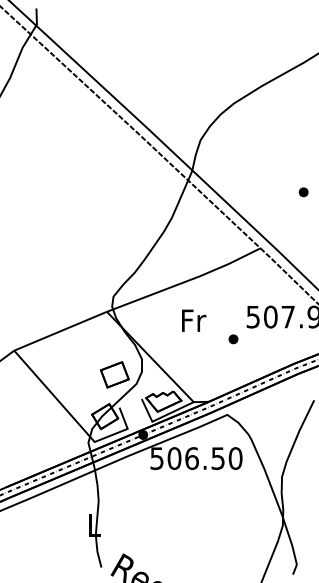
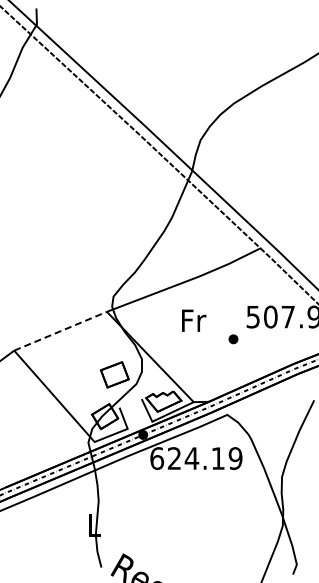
part: present -> none (303, 192)
line: solid -> dashed (61, 331)
text: 506.50 -> 624.19 (196, 458)
